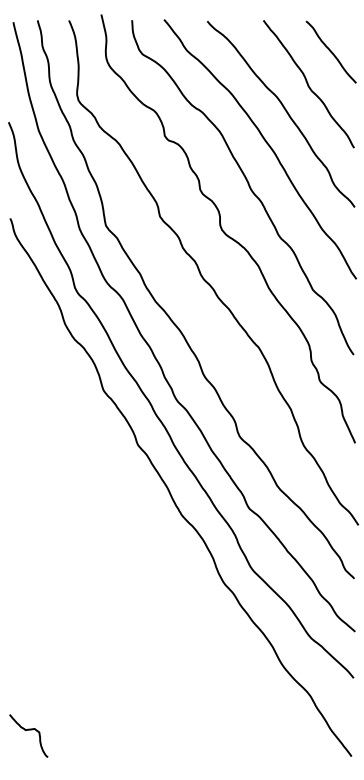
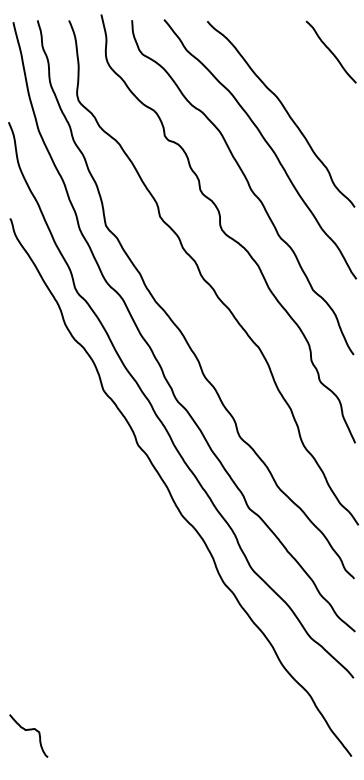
curve: present -> none (308, 84)
